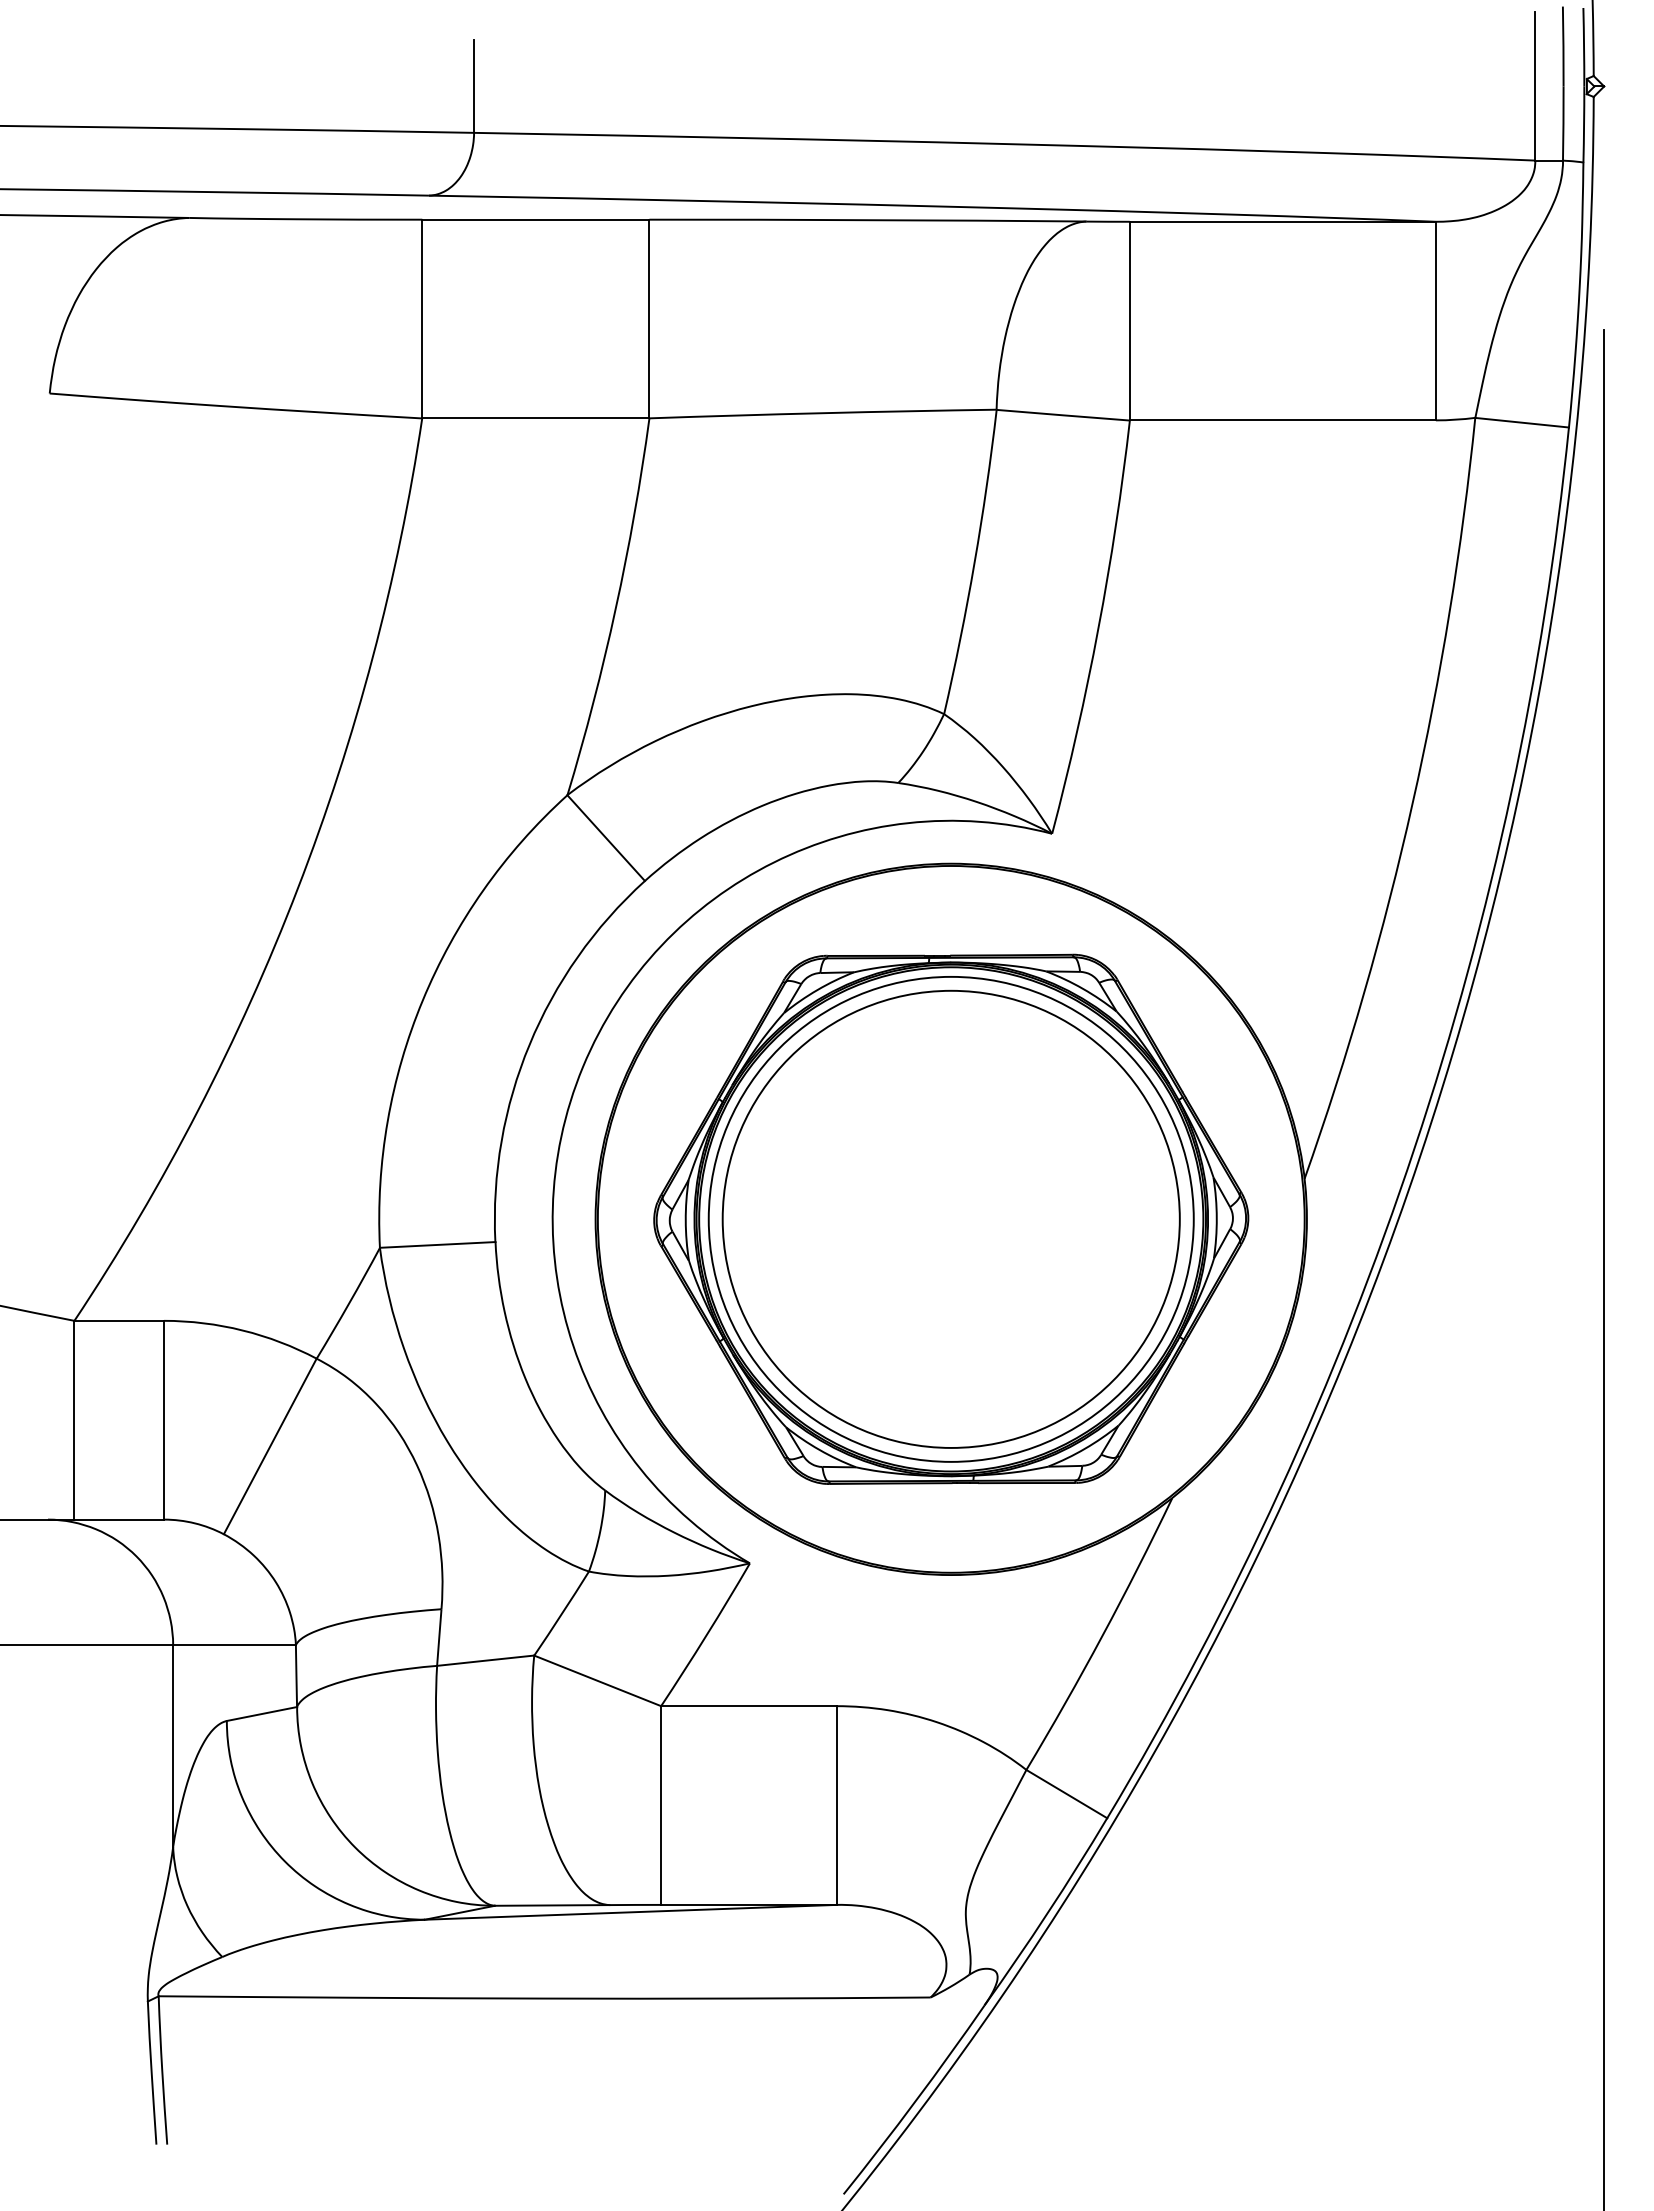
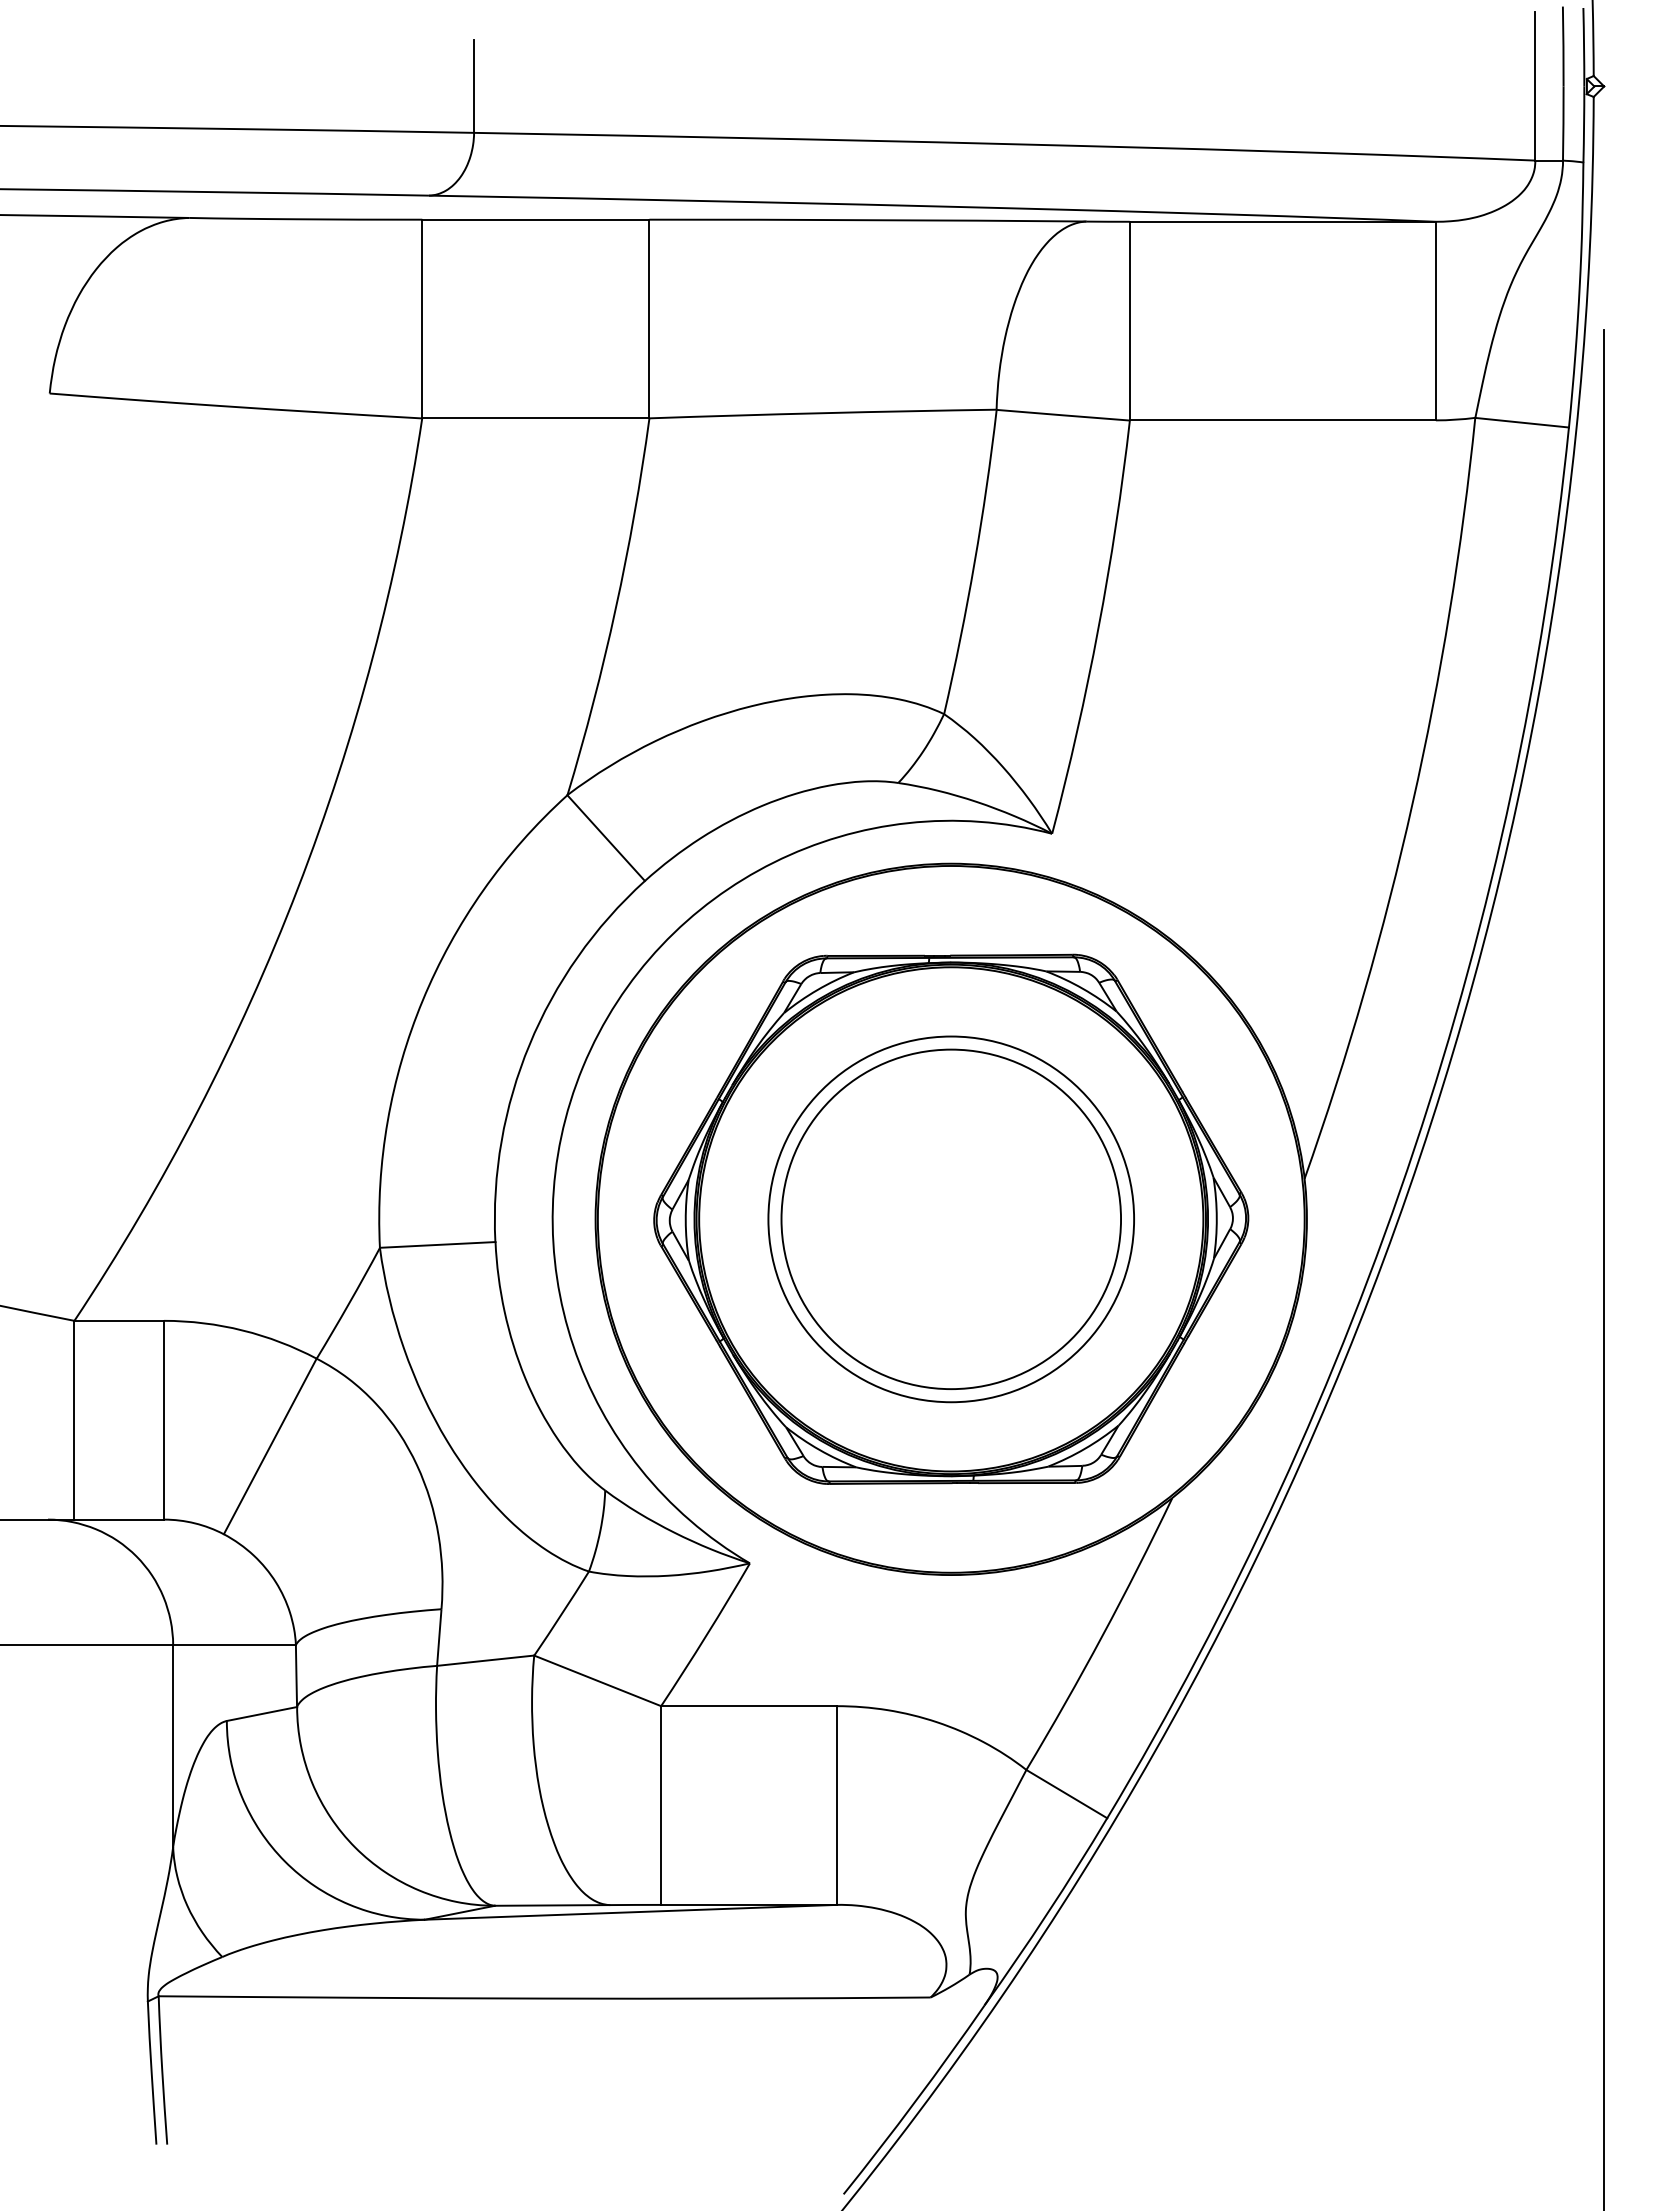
circle diameter: 457 px -> 366 px (951, 1219)
circle diameter: 485 px -> 340 px (951, 1219)
